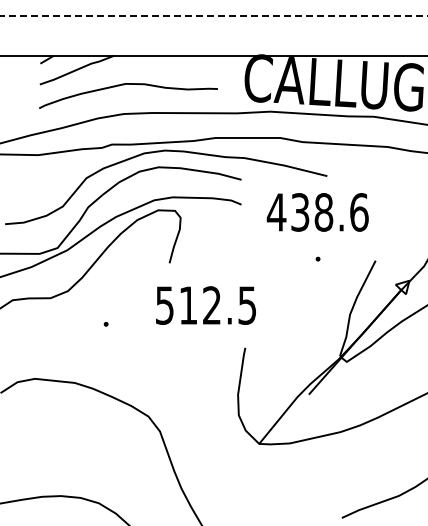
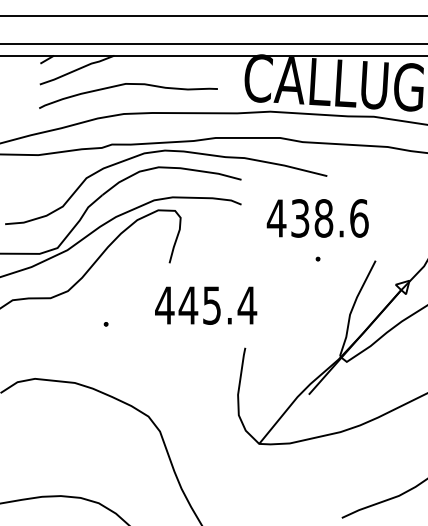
line: dashed -> solid (214, 15)
line: none -> present (213, 43)
text position: (317, 212) -> (317, 218) (317, 218)
text: 512.5 -> 445.4 (206, 305)
